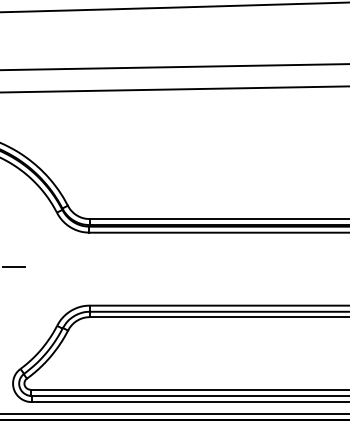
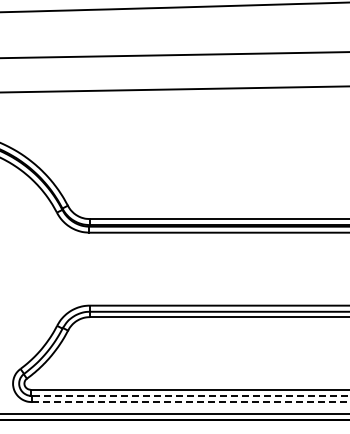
line position: (174, 67) -> (174, 55) (174, 55)
line: present -> none (13, 267)
line: solid -> dashed (190, 395)
line: solid -> dashed (190, 402)
